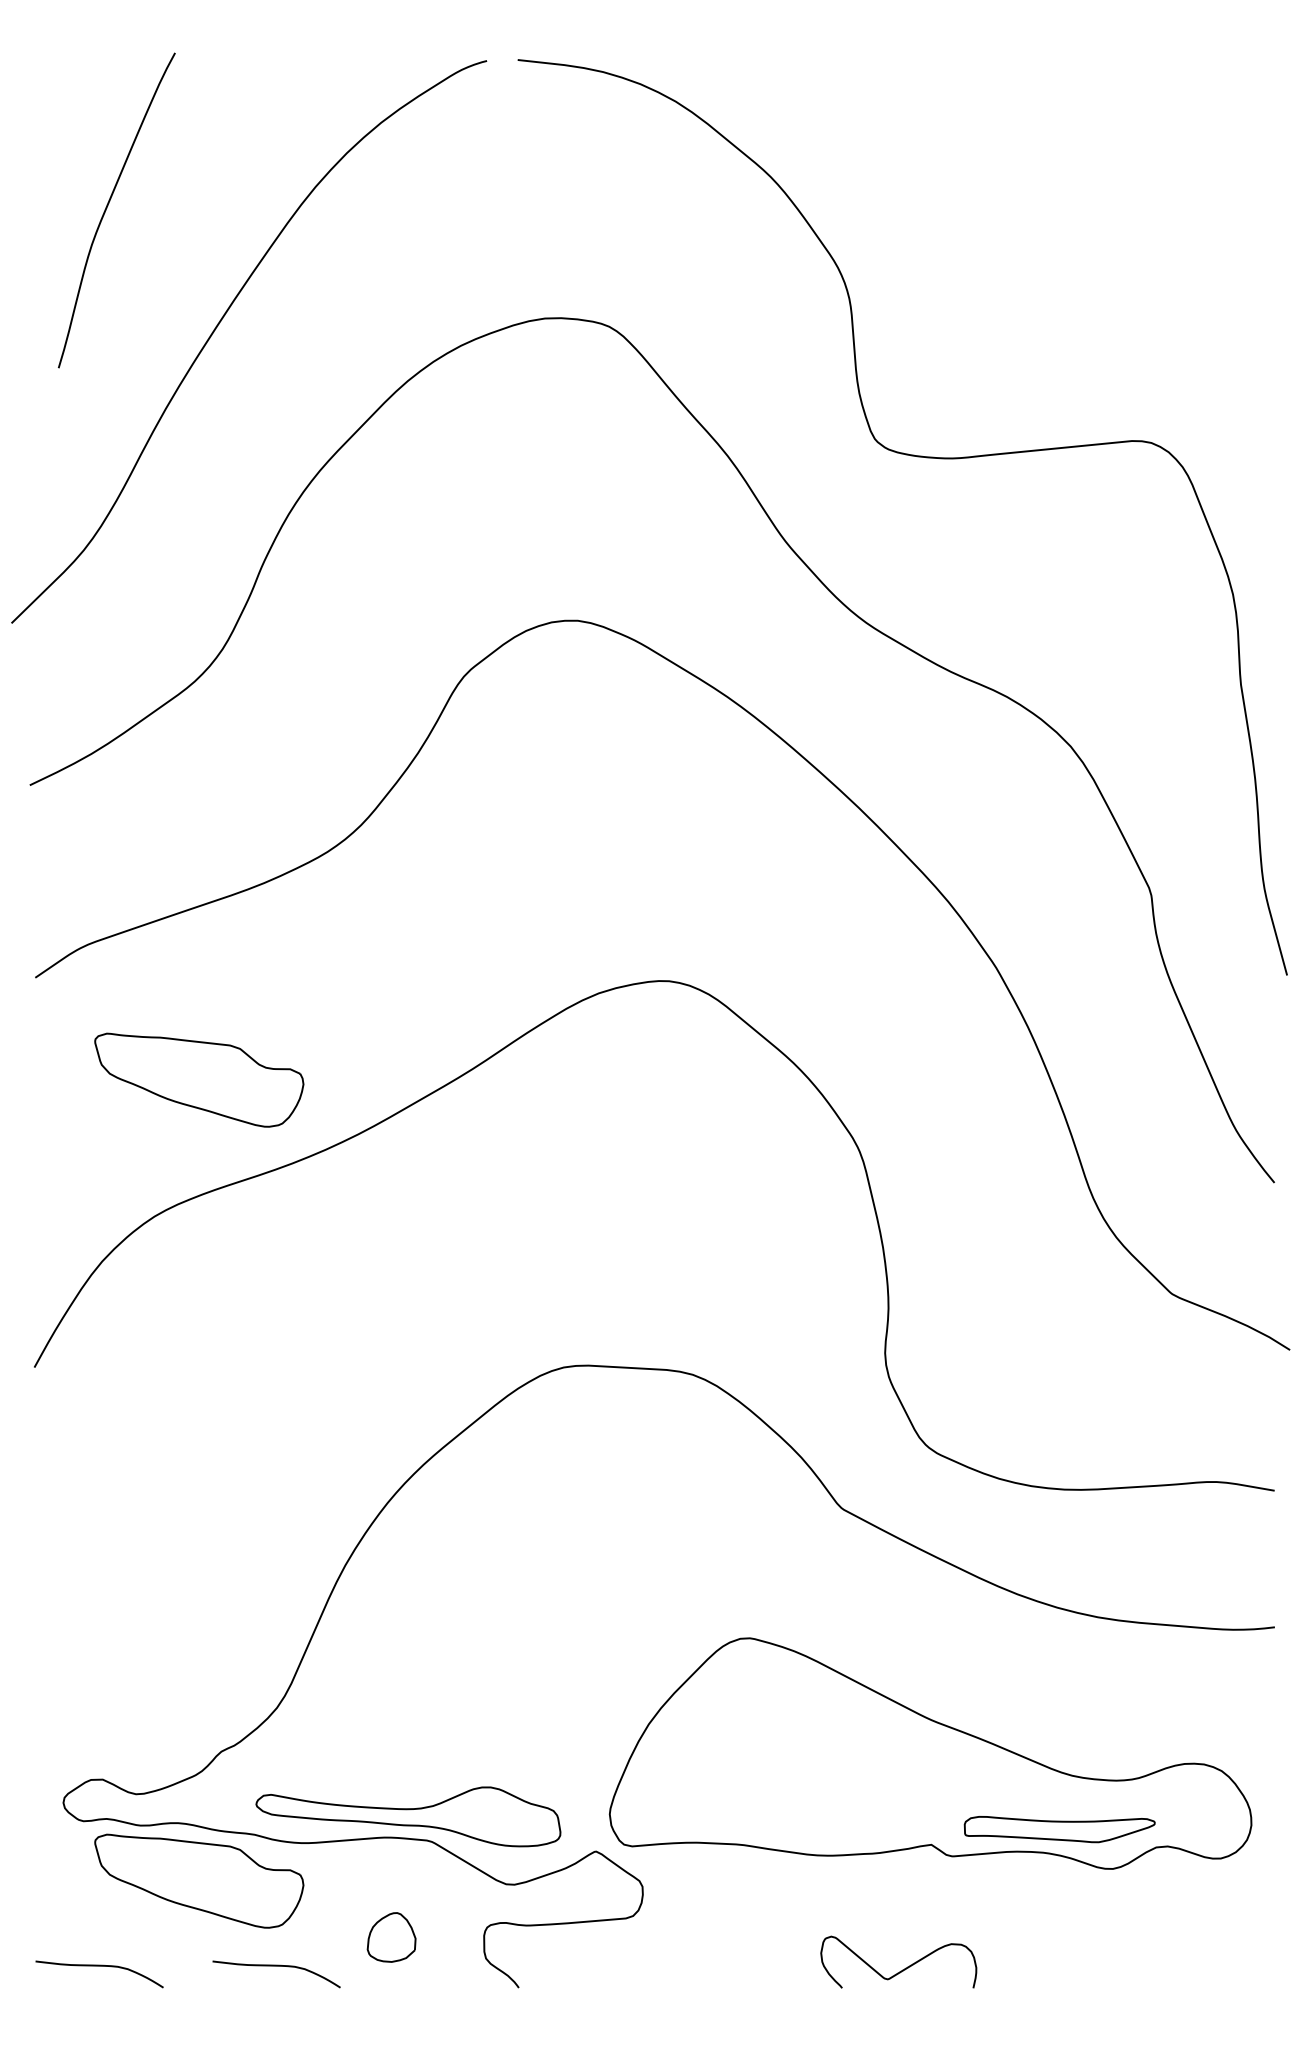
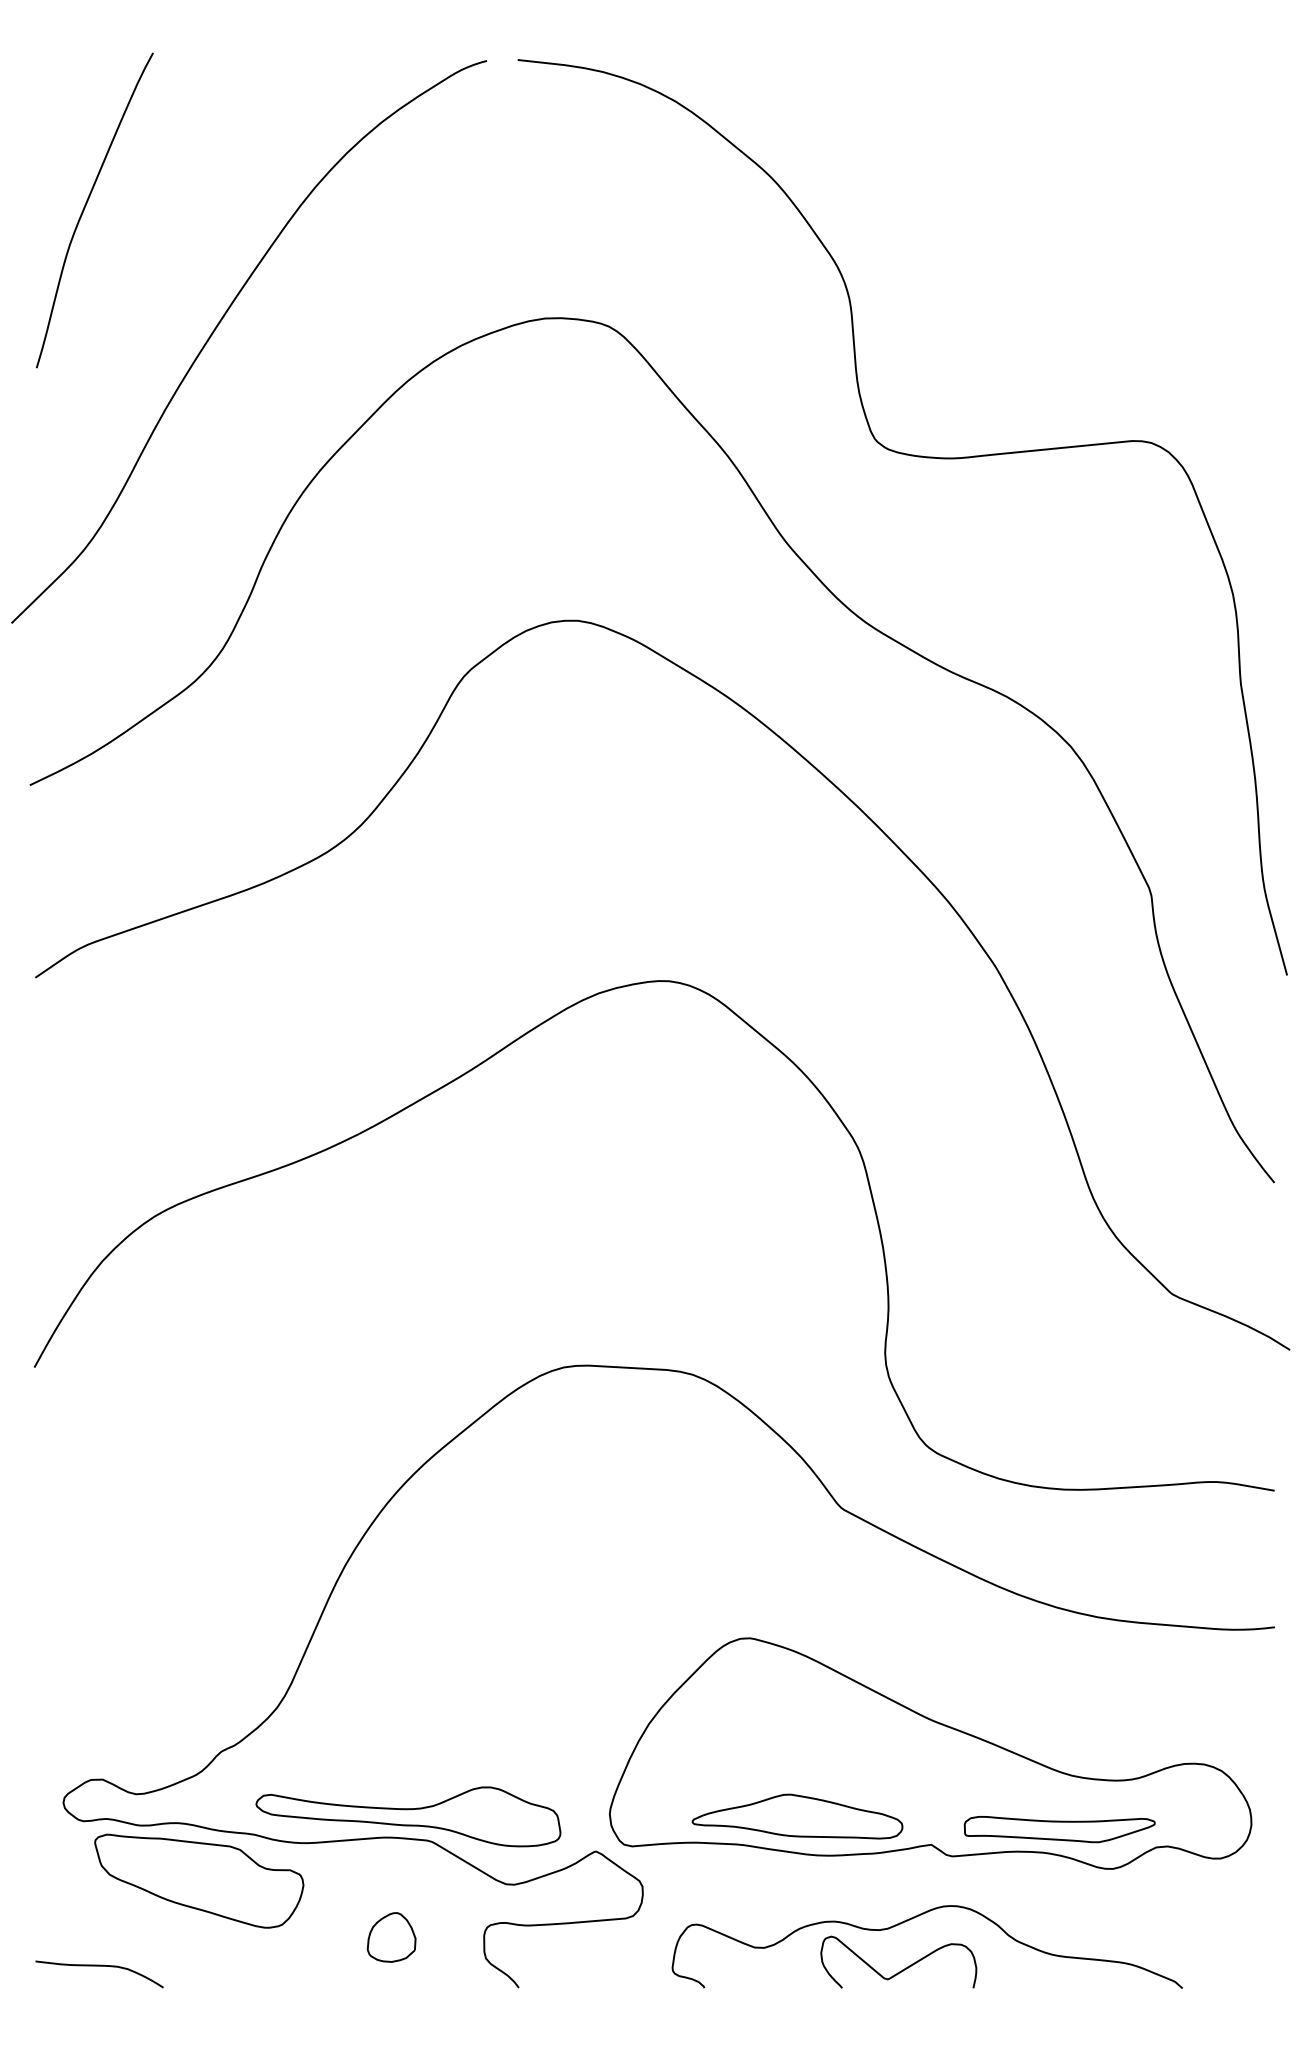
curve position: (107, 208) -> (85, 208) (85, 208)
part: present -> none (199, 1079)
part: none -> present (797, 1816)
curve: none -> present (912, 1919)
curve: present -> none (276, 1966)
